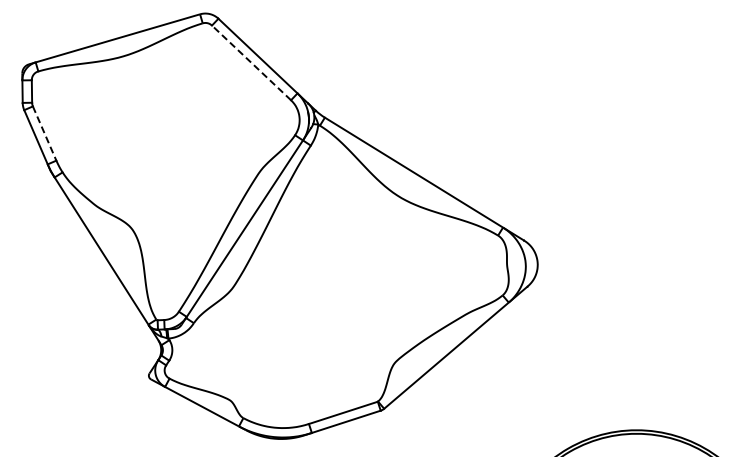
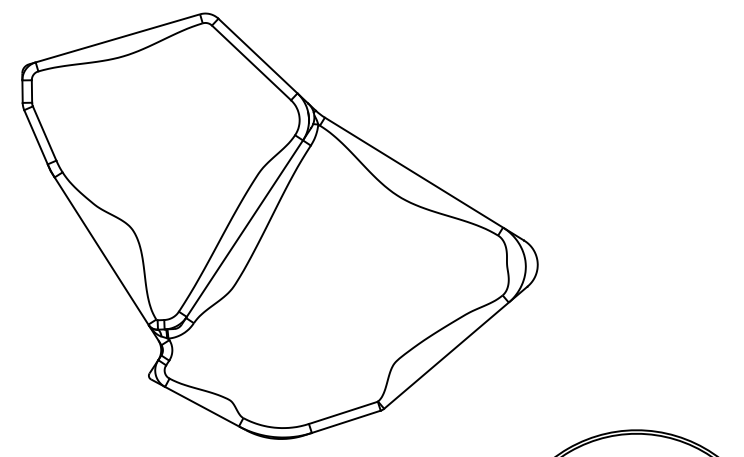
line: dashed -> solid (251, 62)
line: dashed -> solid (44, 133)
